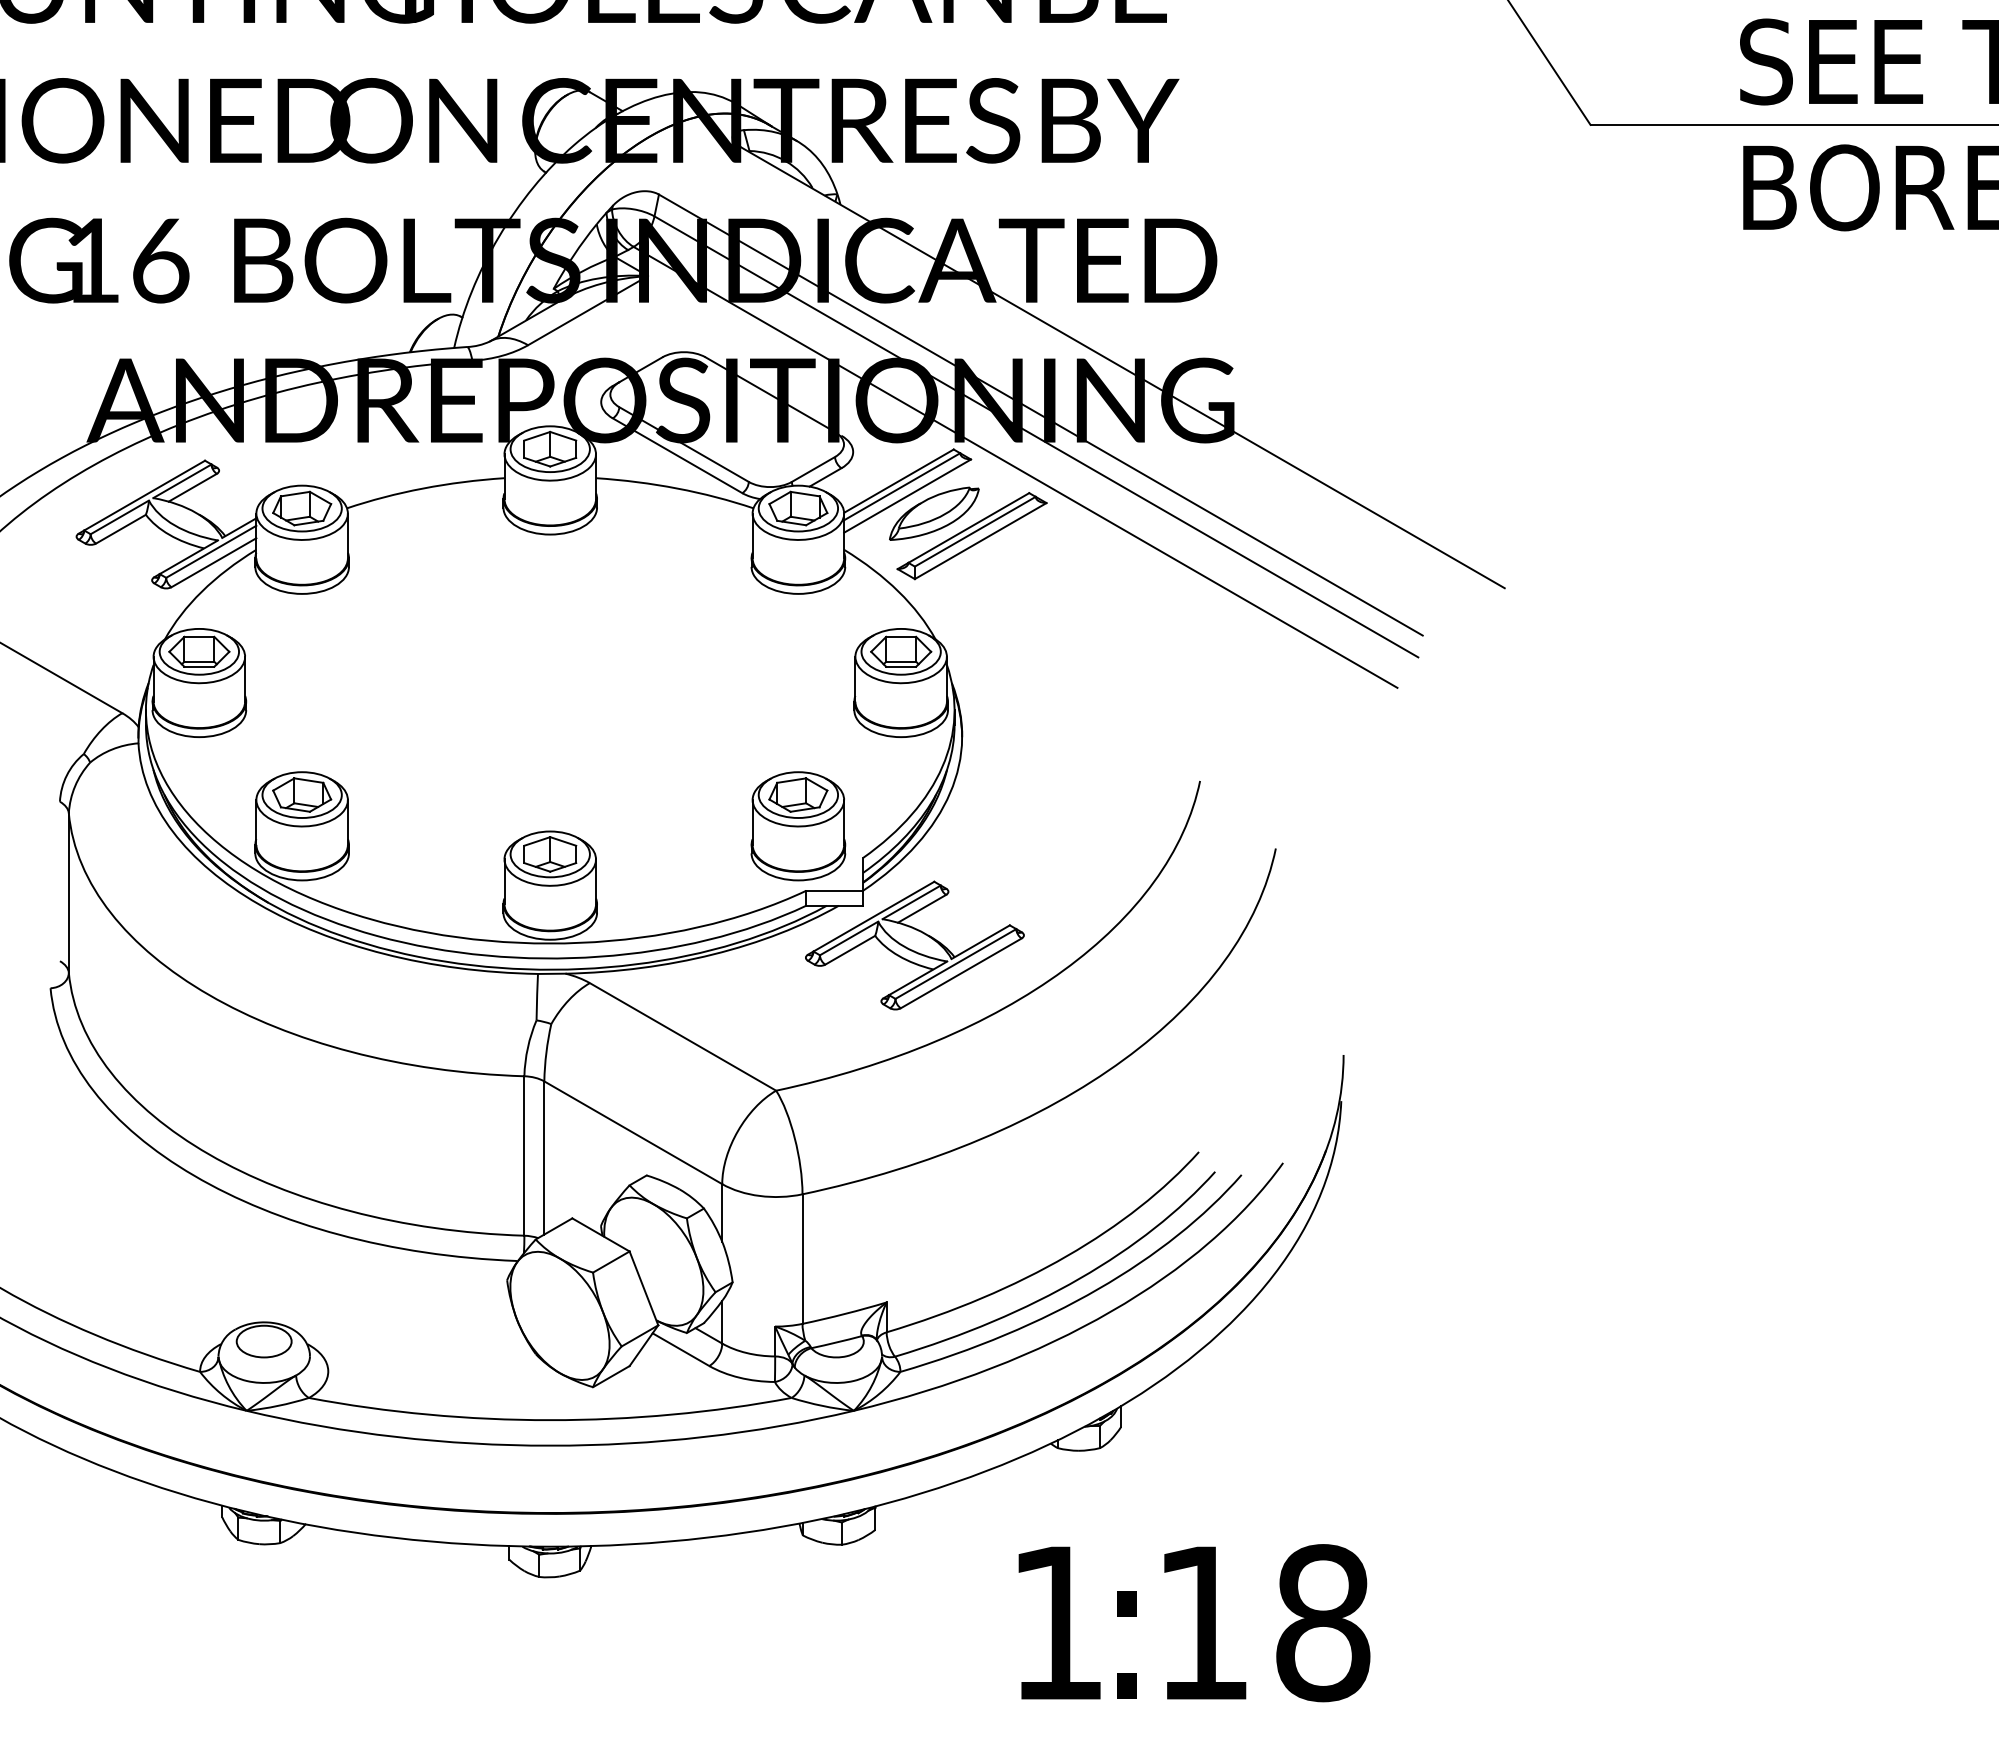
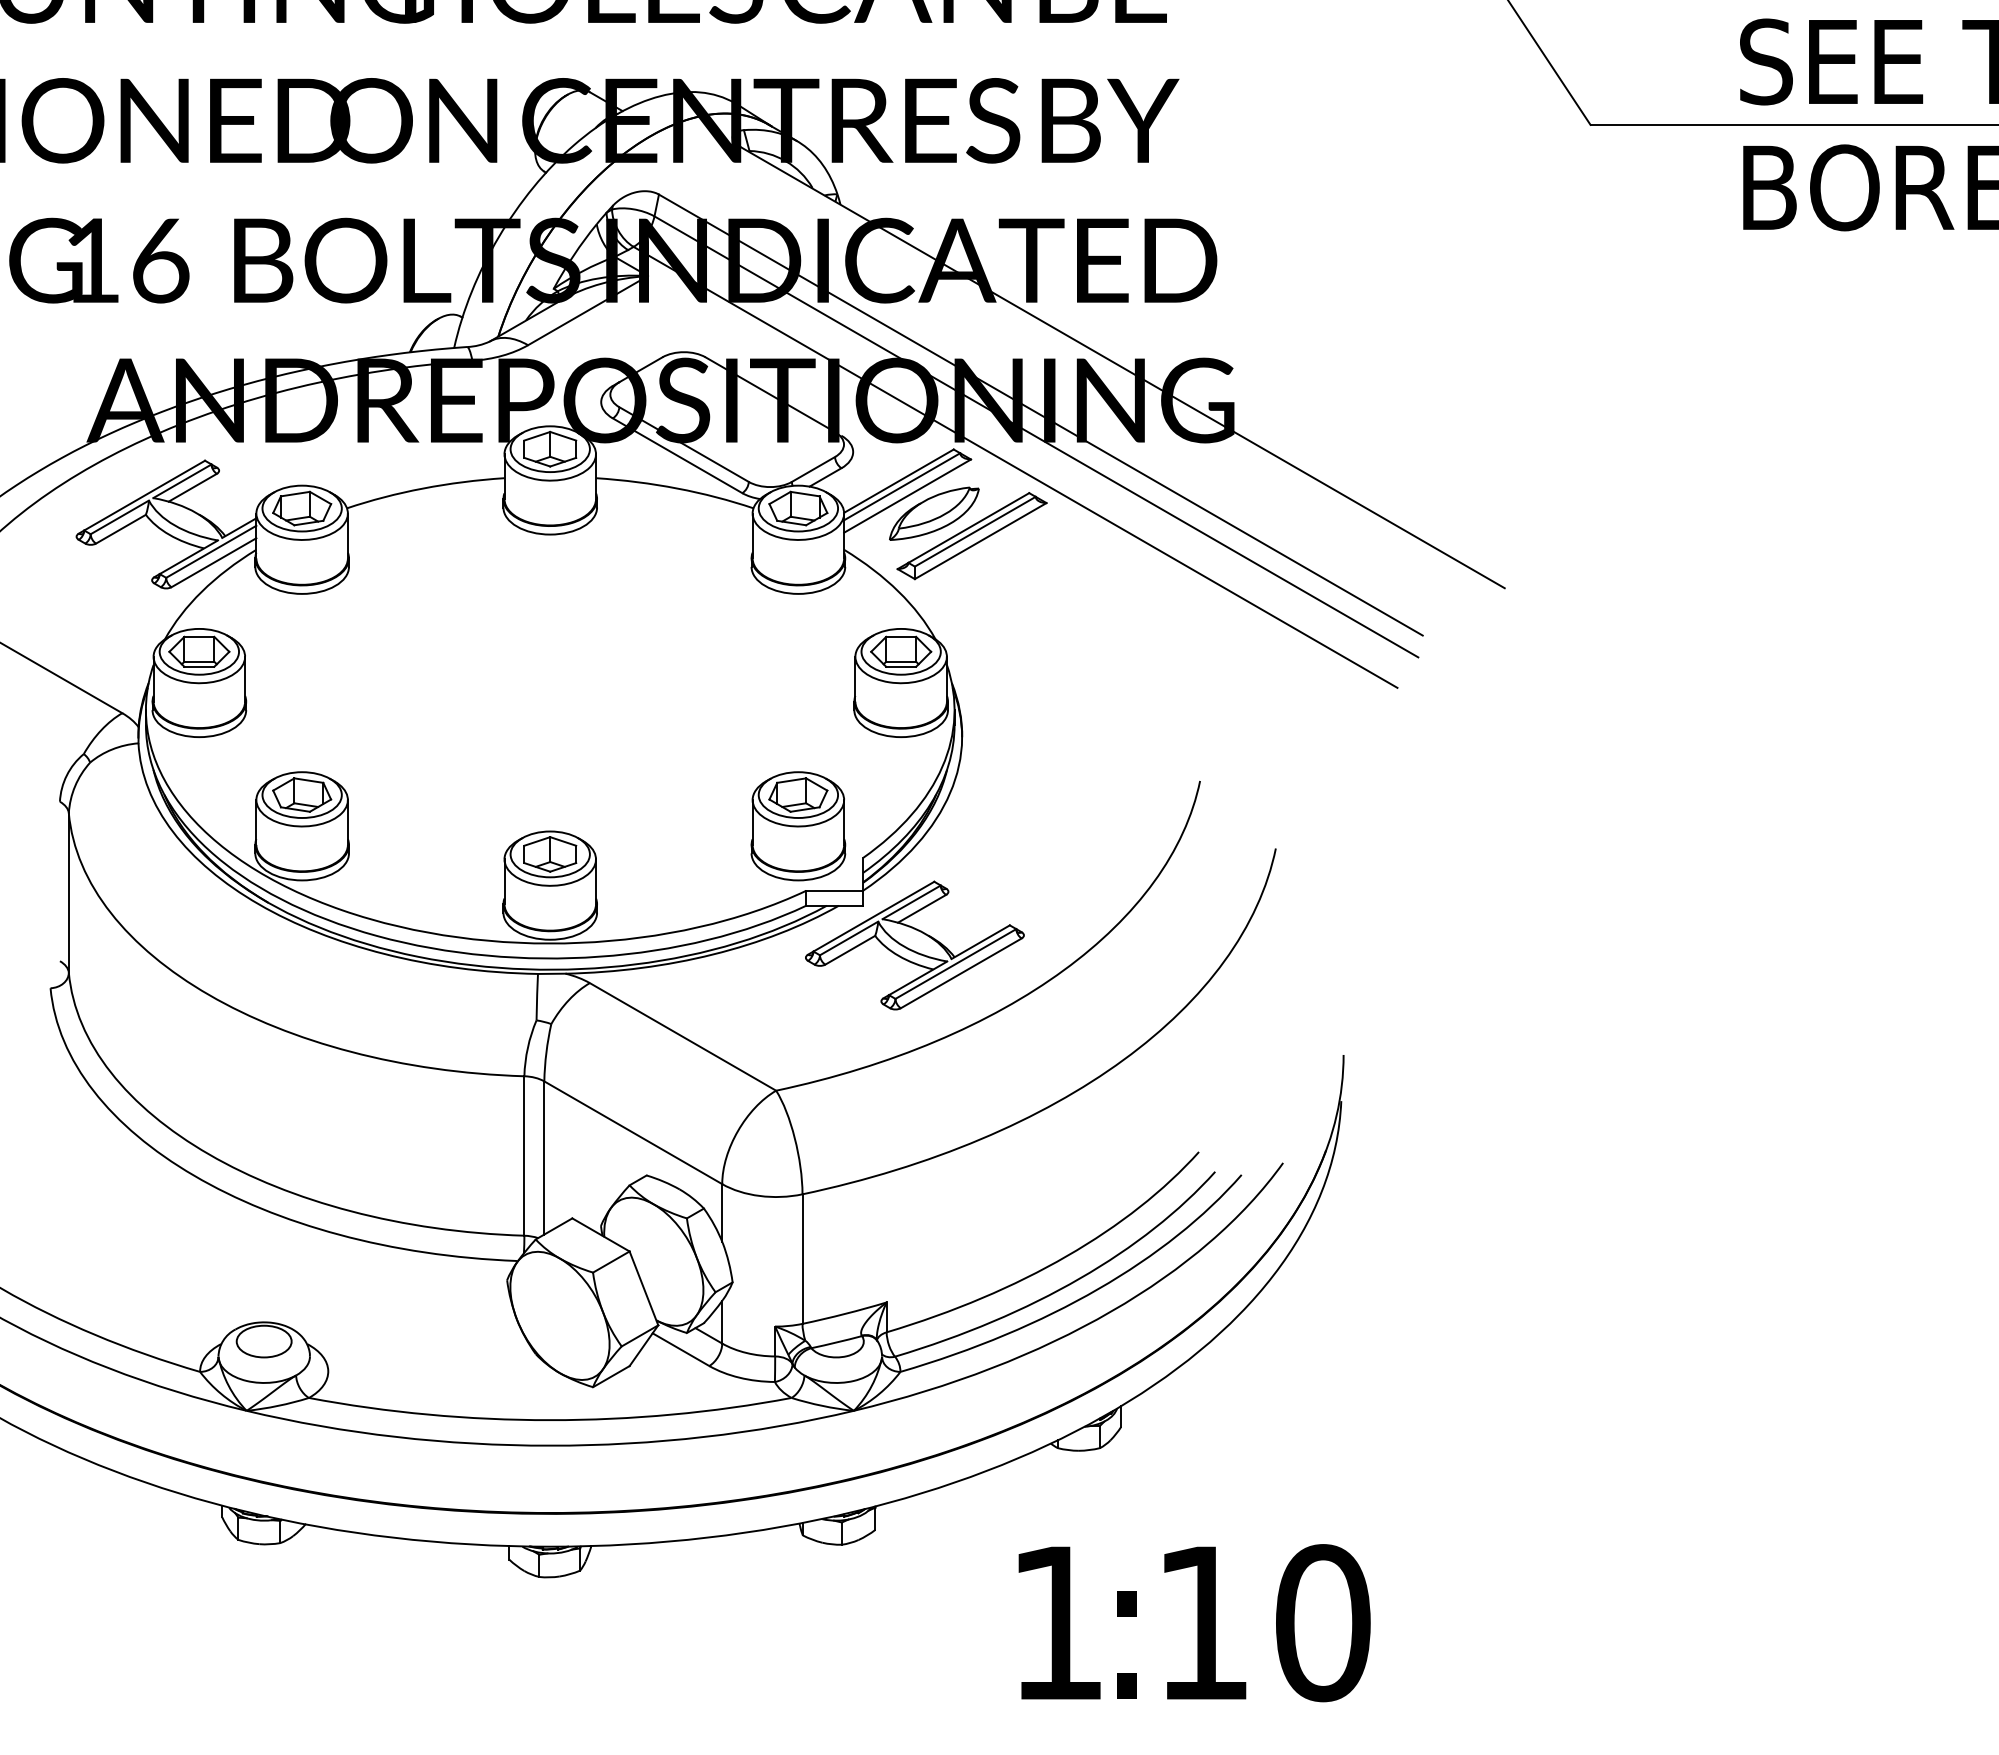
text: 18 -> 10 (1323, 1623)
